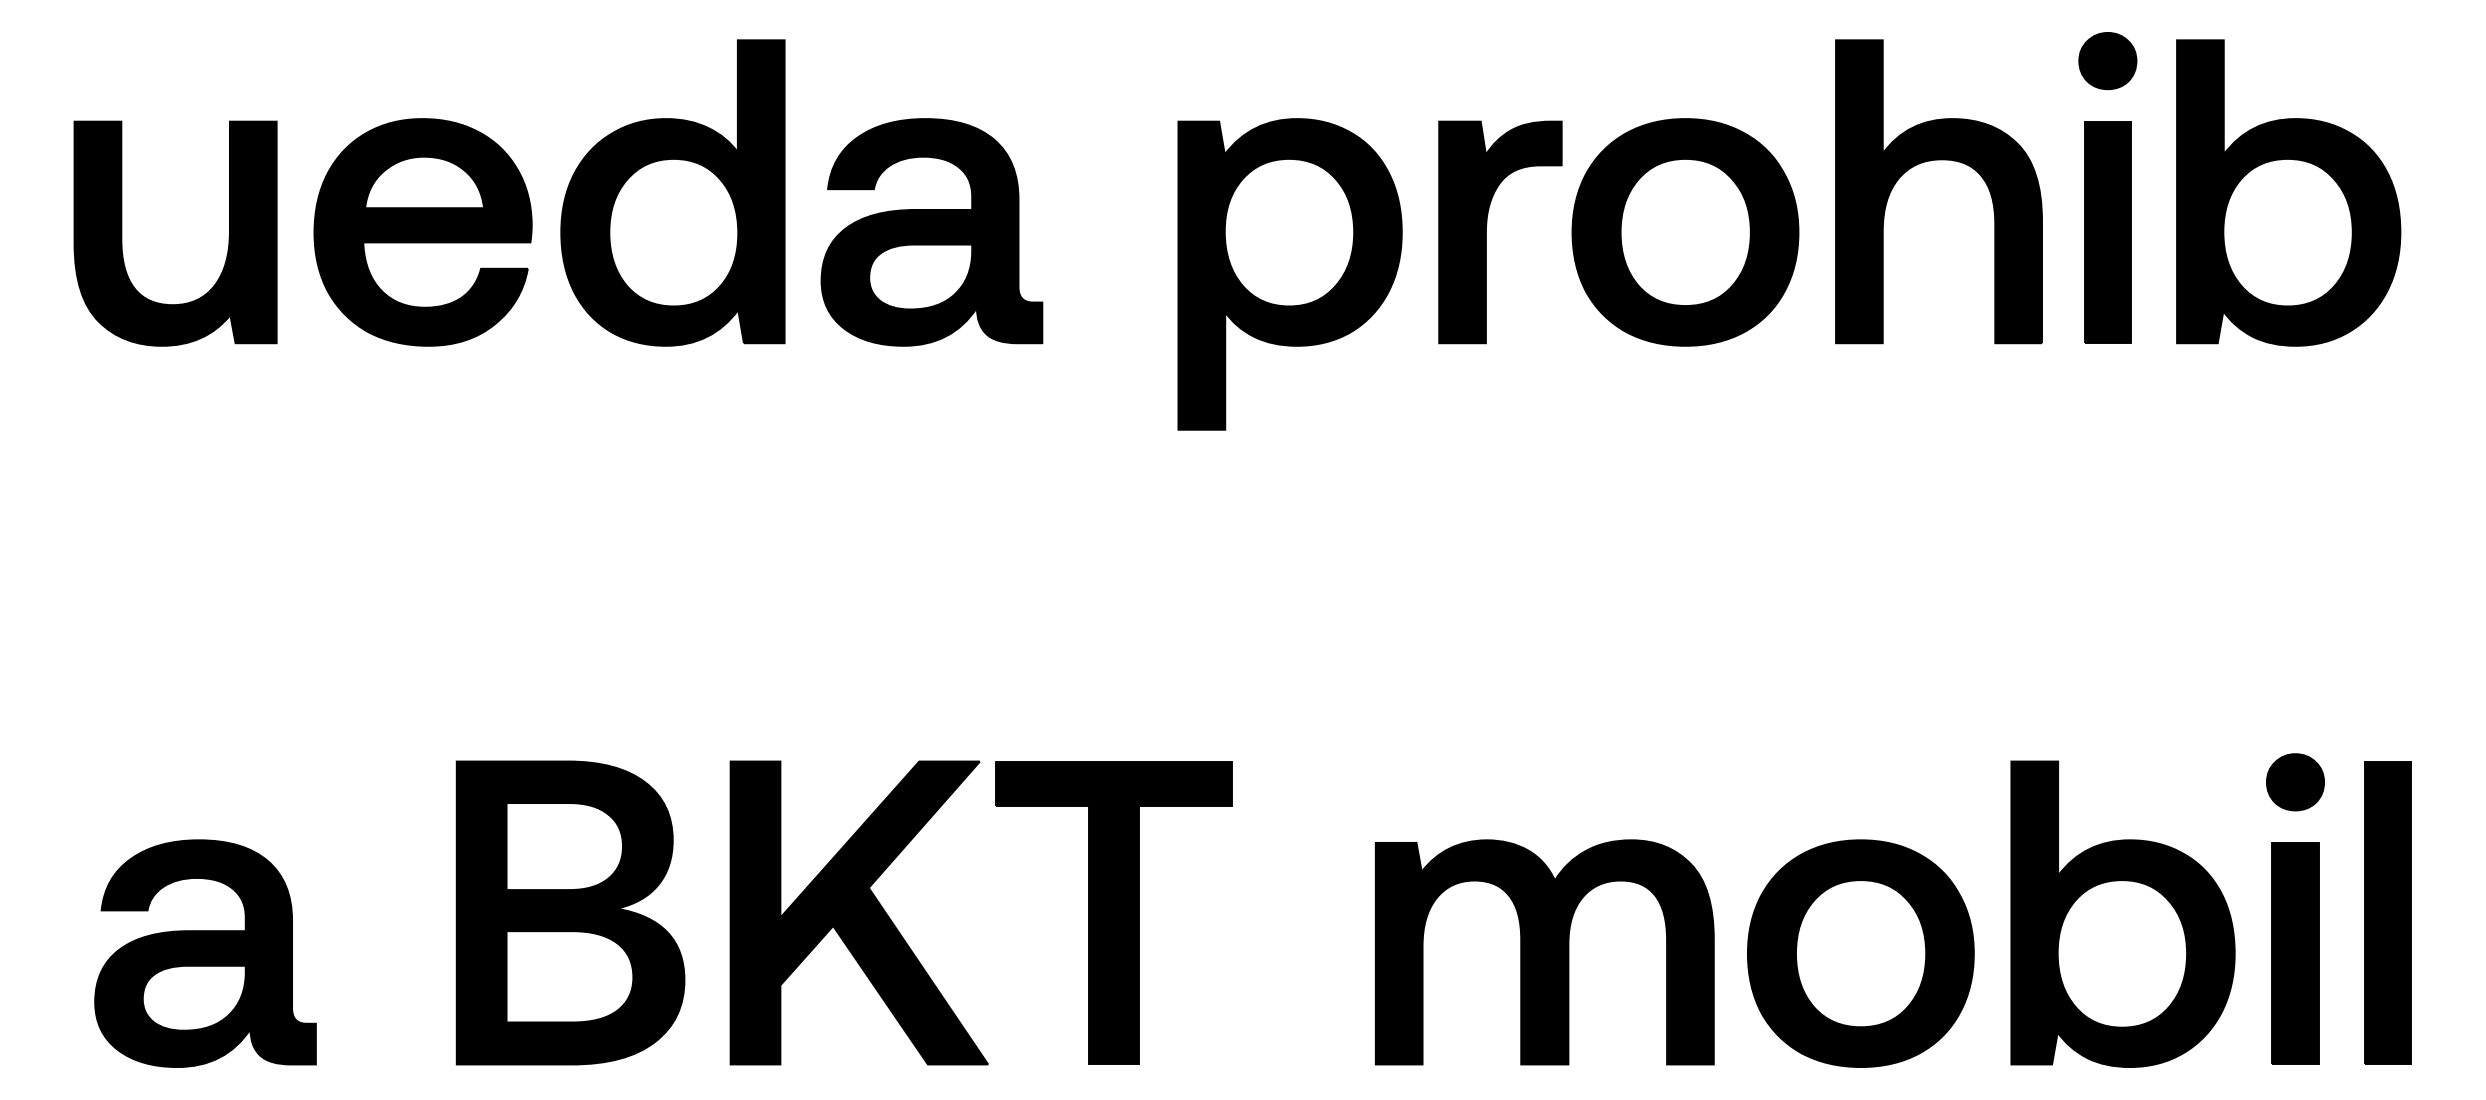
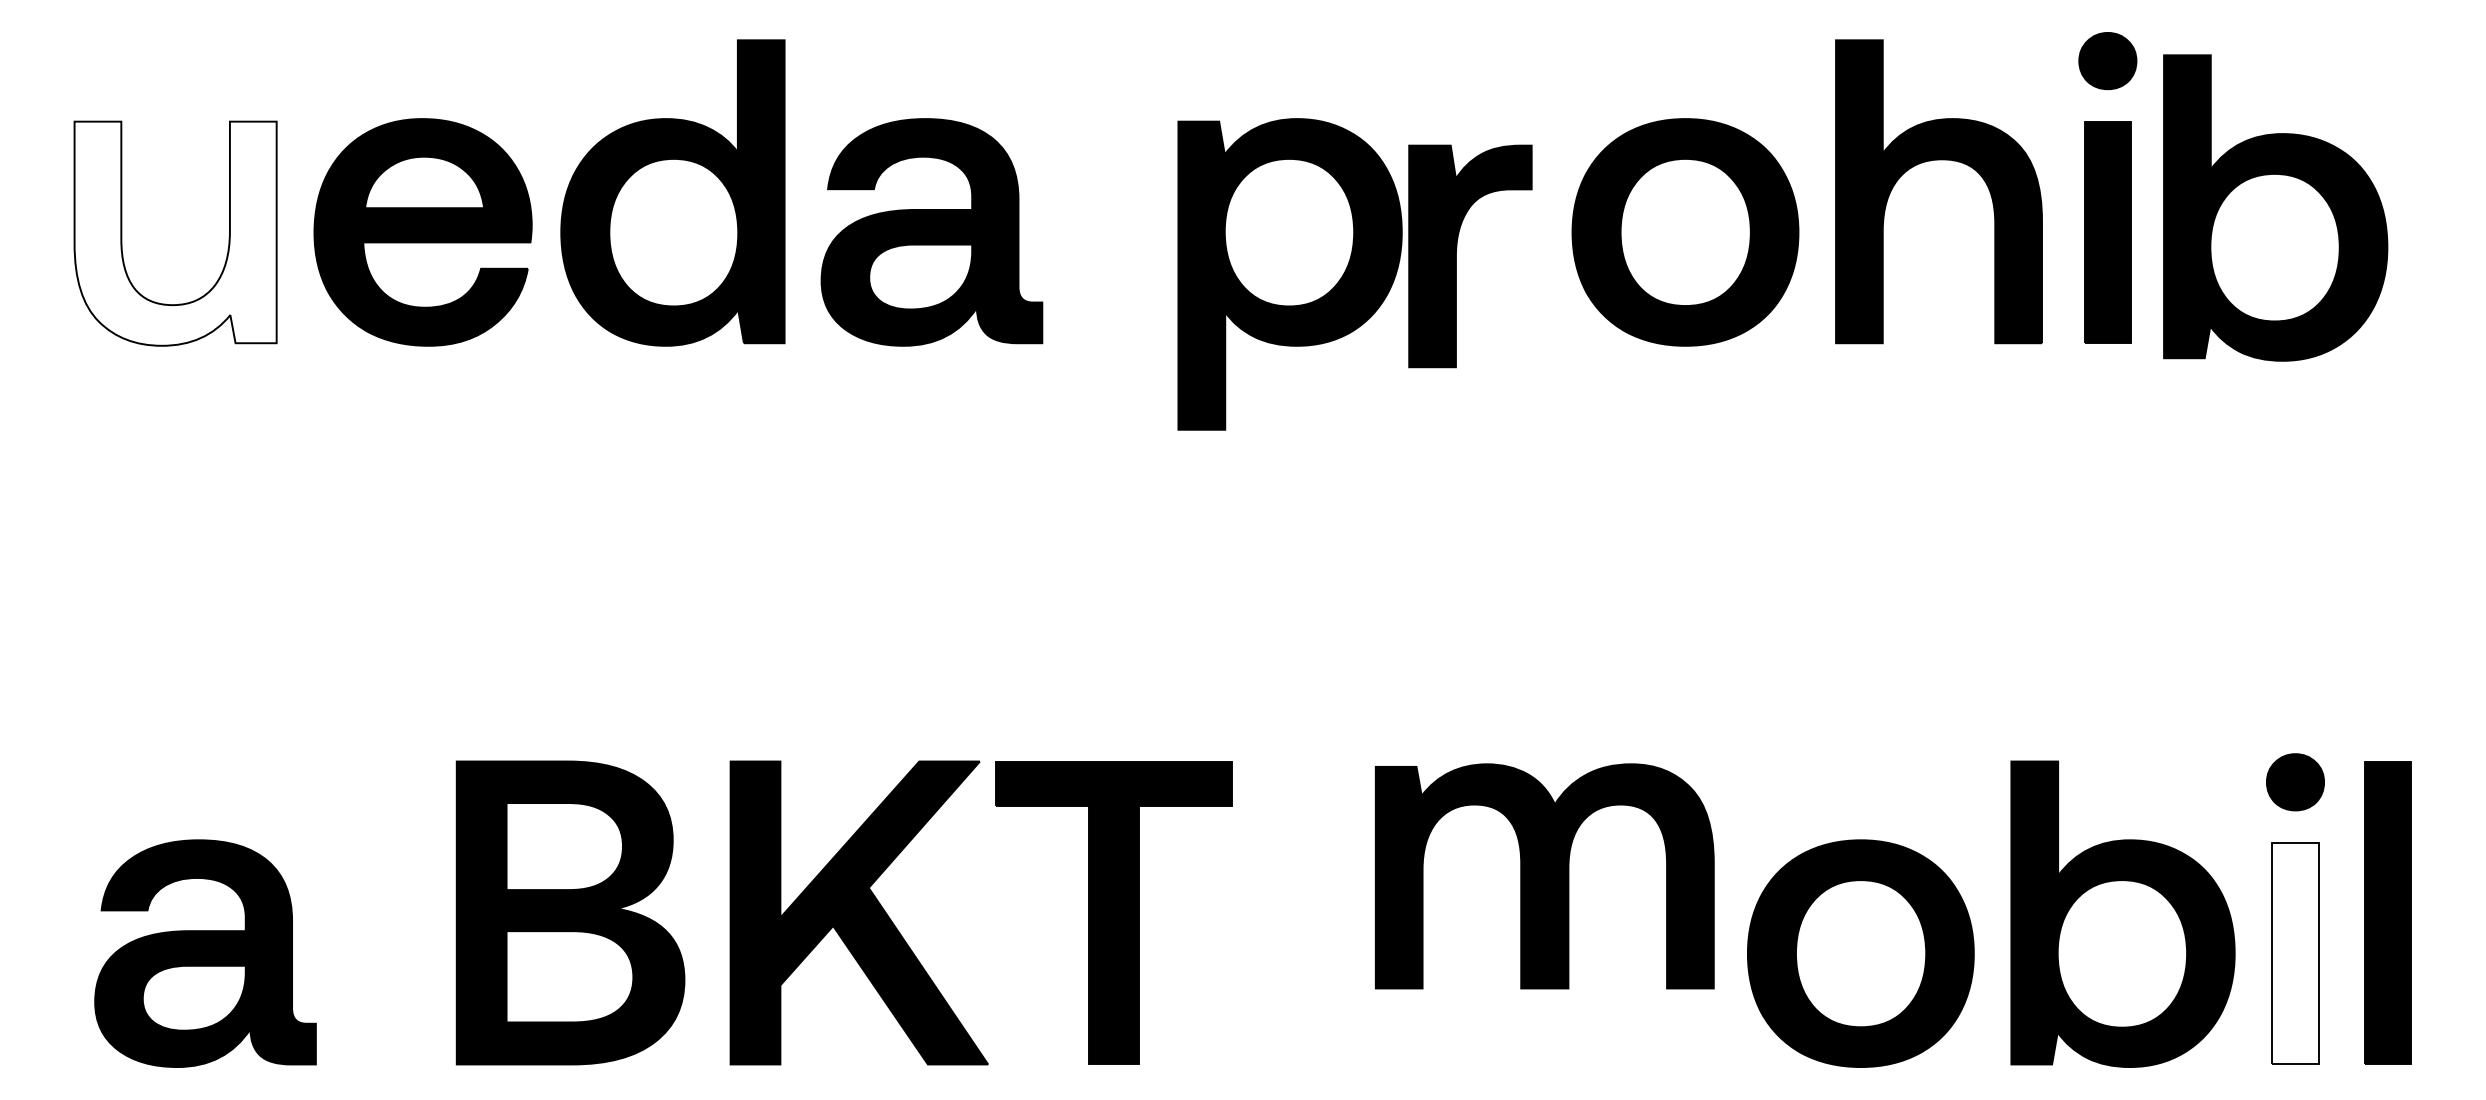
part position: (2288, 192) -> (2275, 207) (2275, 207)
part position: (1486, 232) -> (1456, 256) (1456, 256)
fill: present -> none (175, 233)
part position: (1544, 952) -> (1544, 876) (1544, 876)
fill: present -> none (2295, 953)
